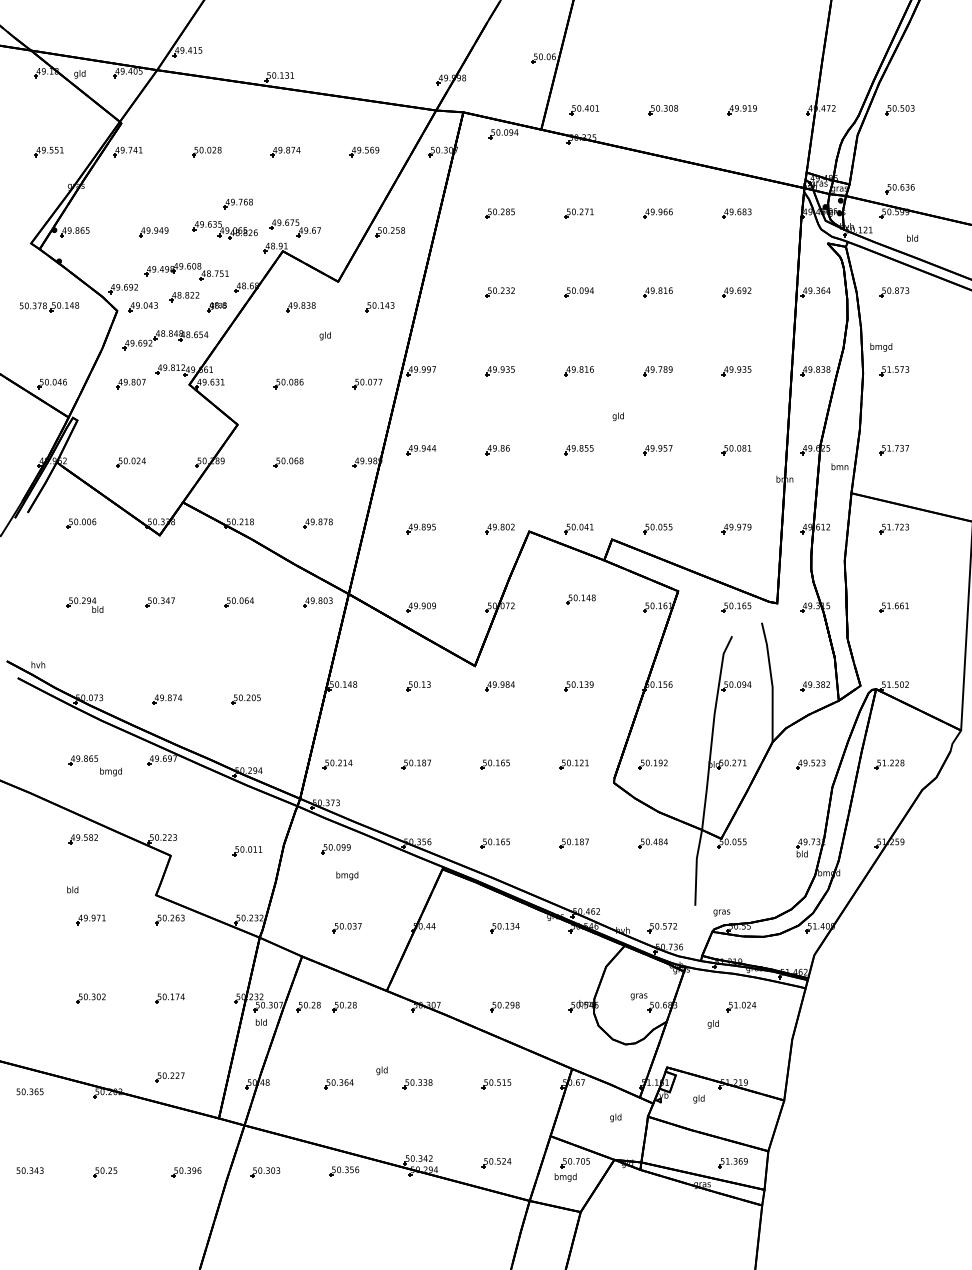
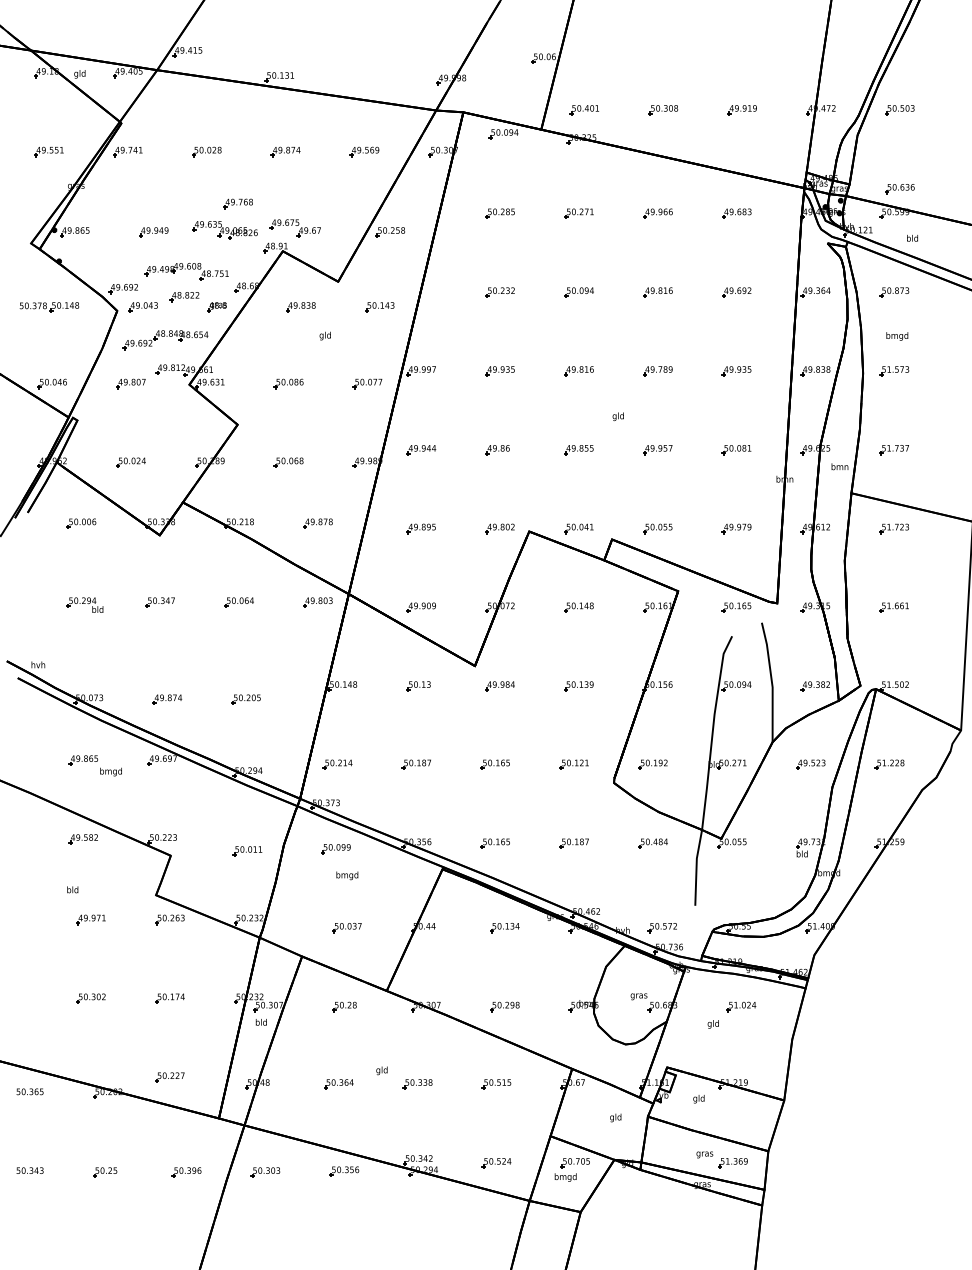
text position: (881, 347) -> (897, 336) (897, 336)
part position: (580, 599) -> (578, 607) (578, 607)
text position: (721, 912) -> (704, 1154) (704, 1154)
part: present -> none (308, 1006)
